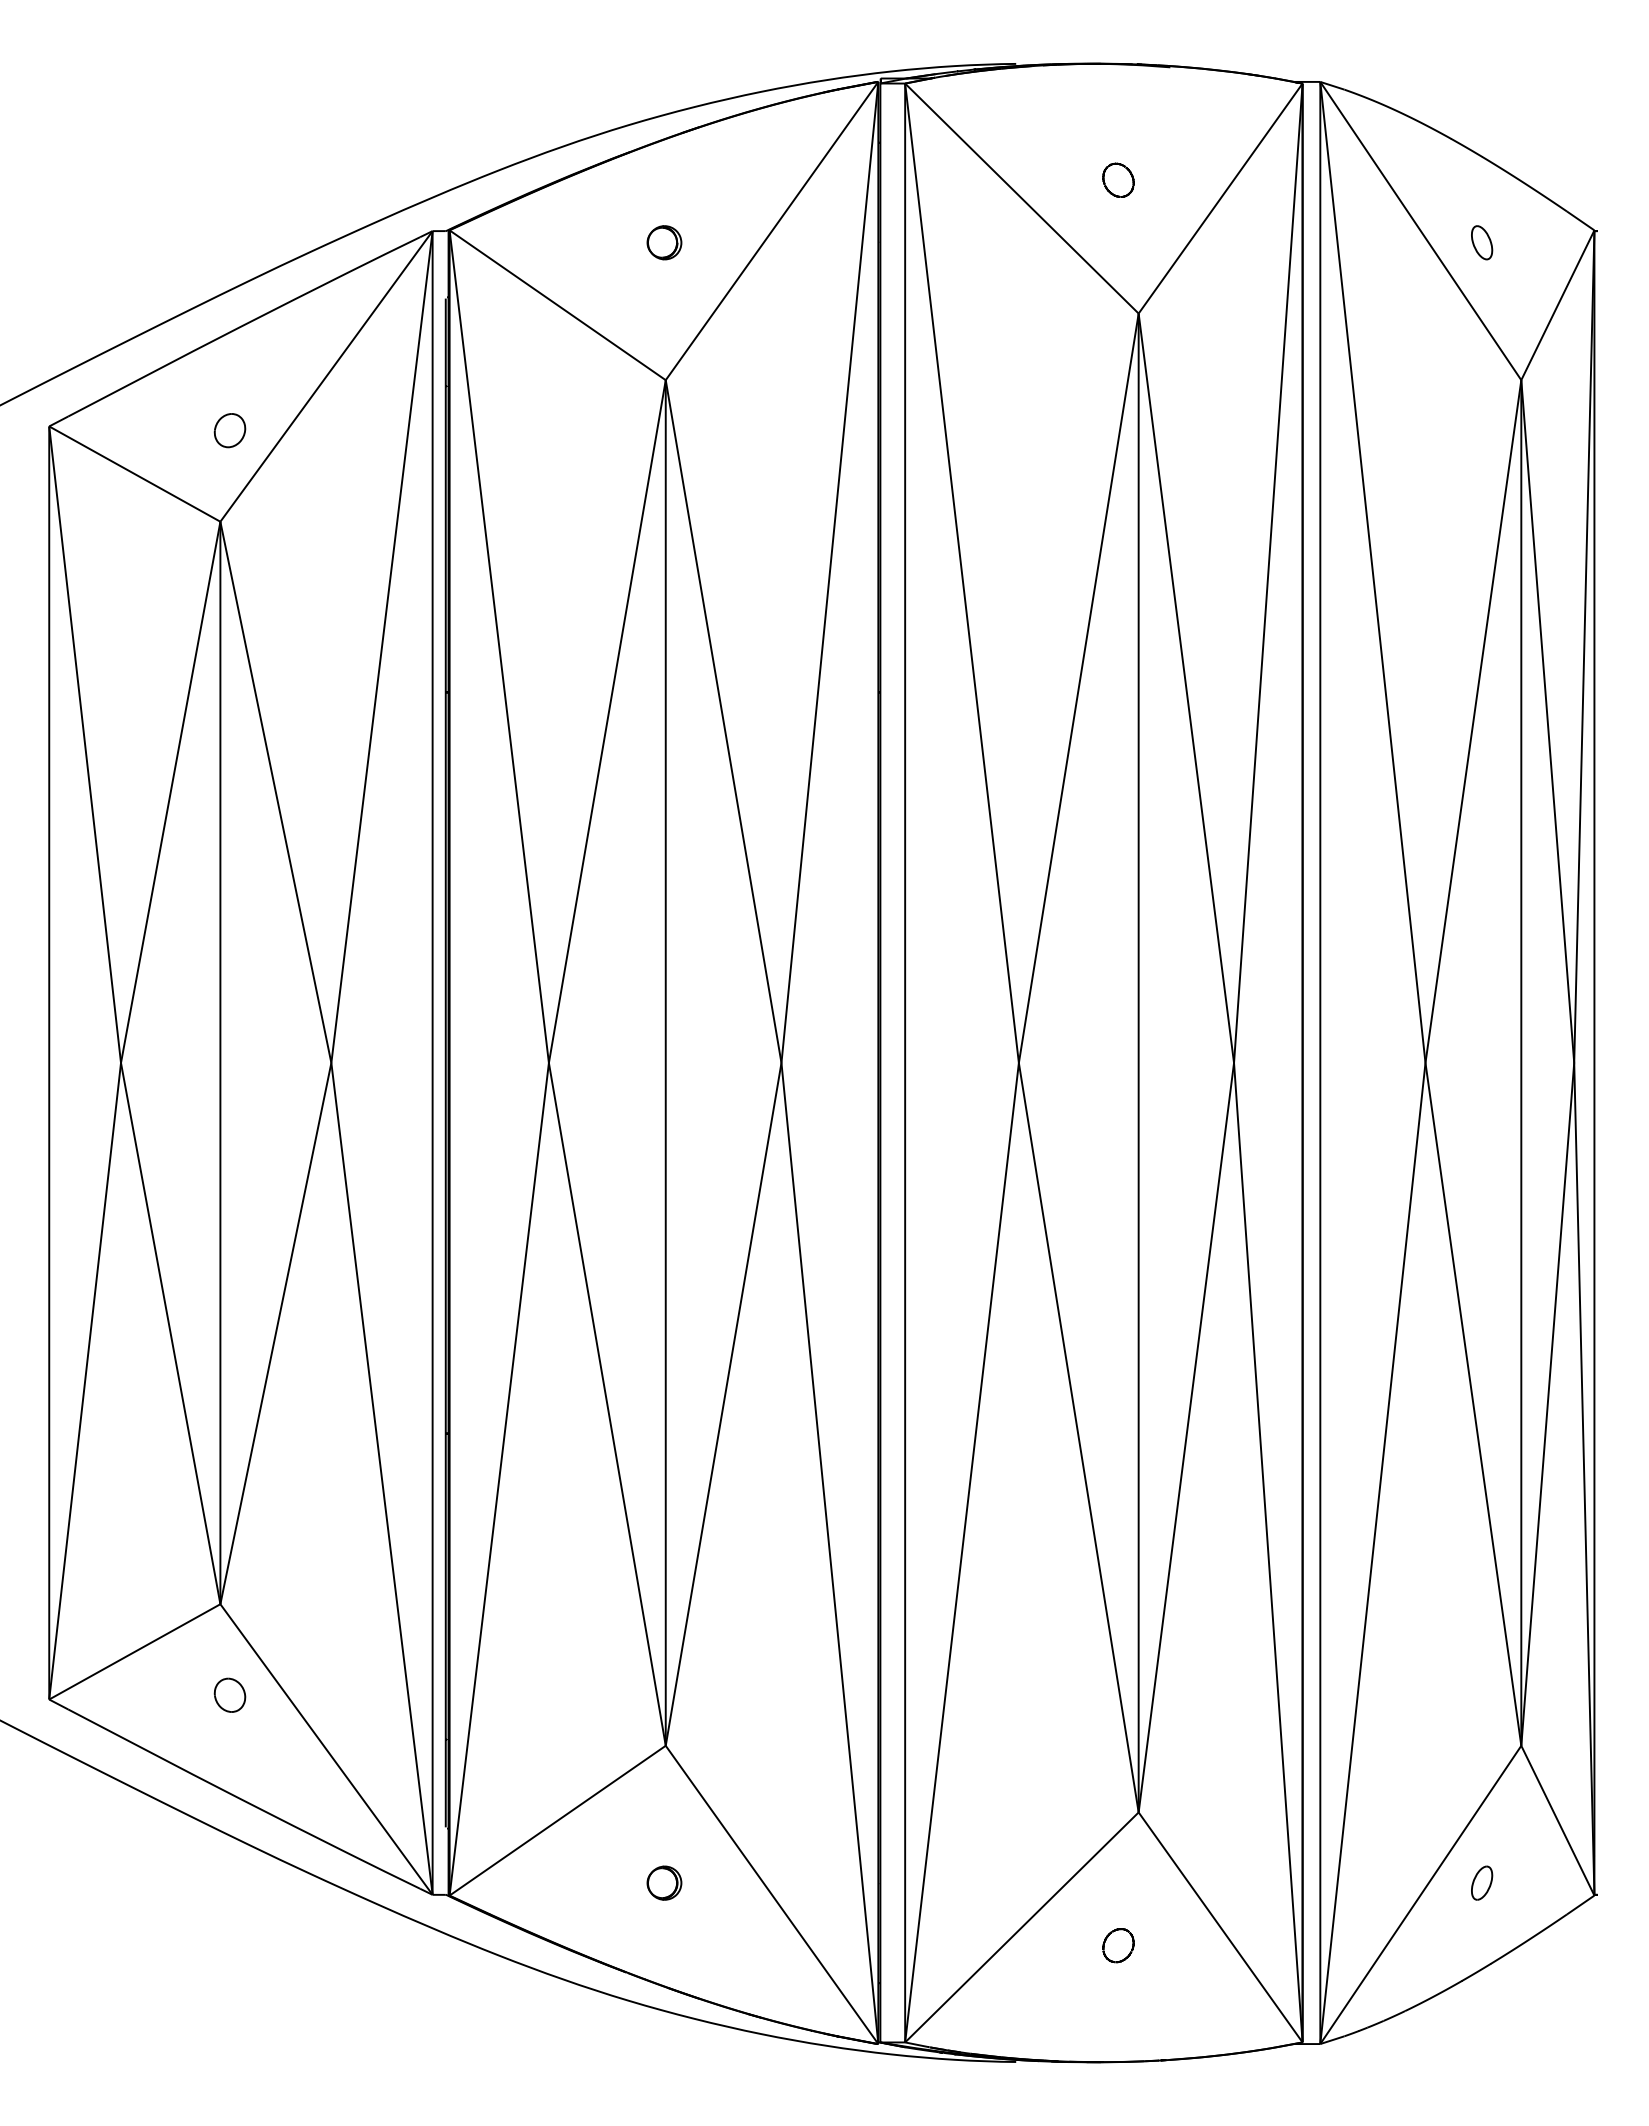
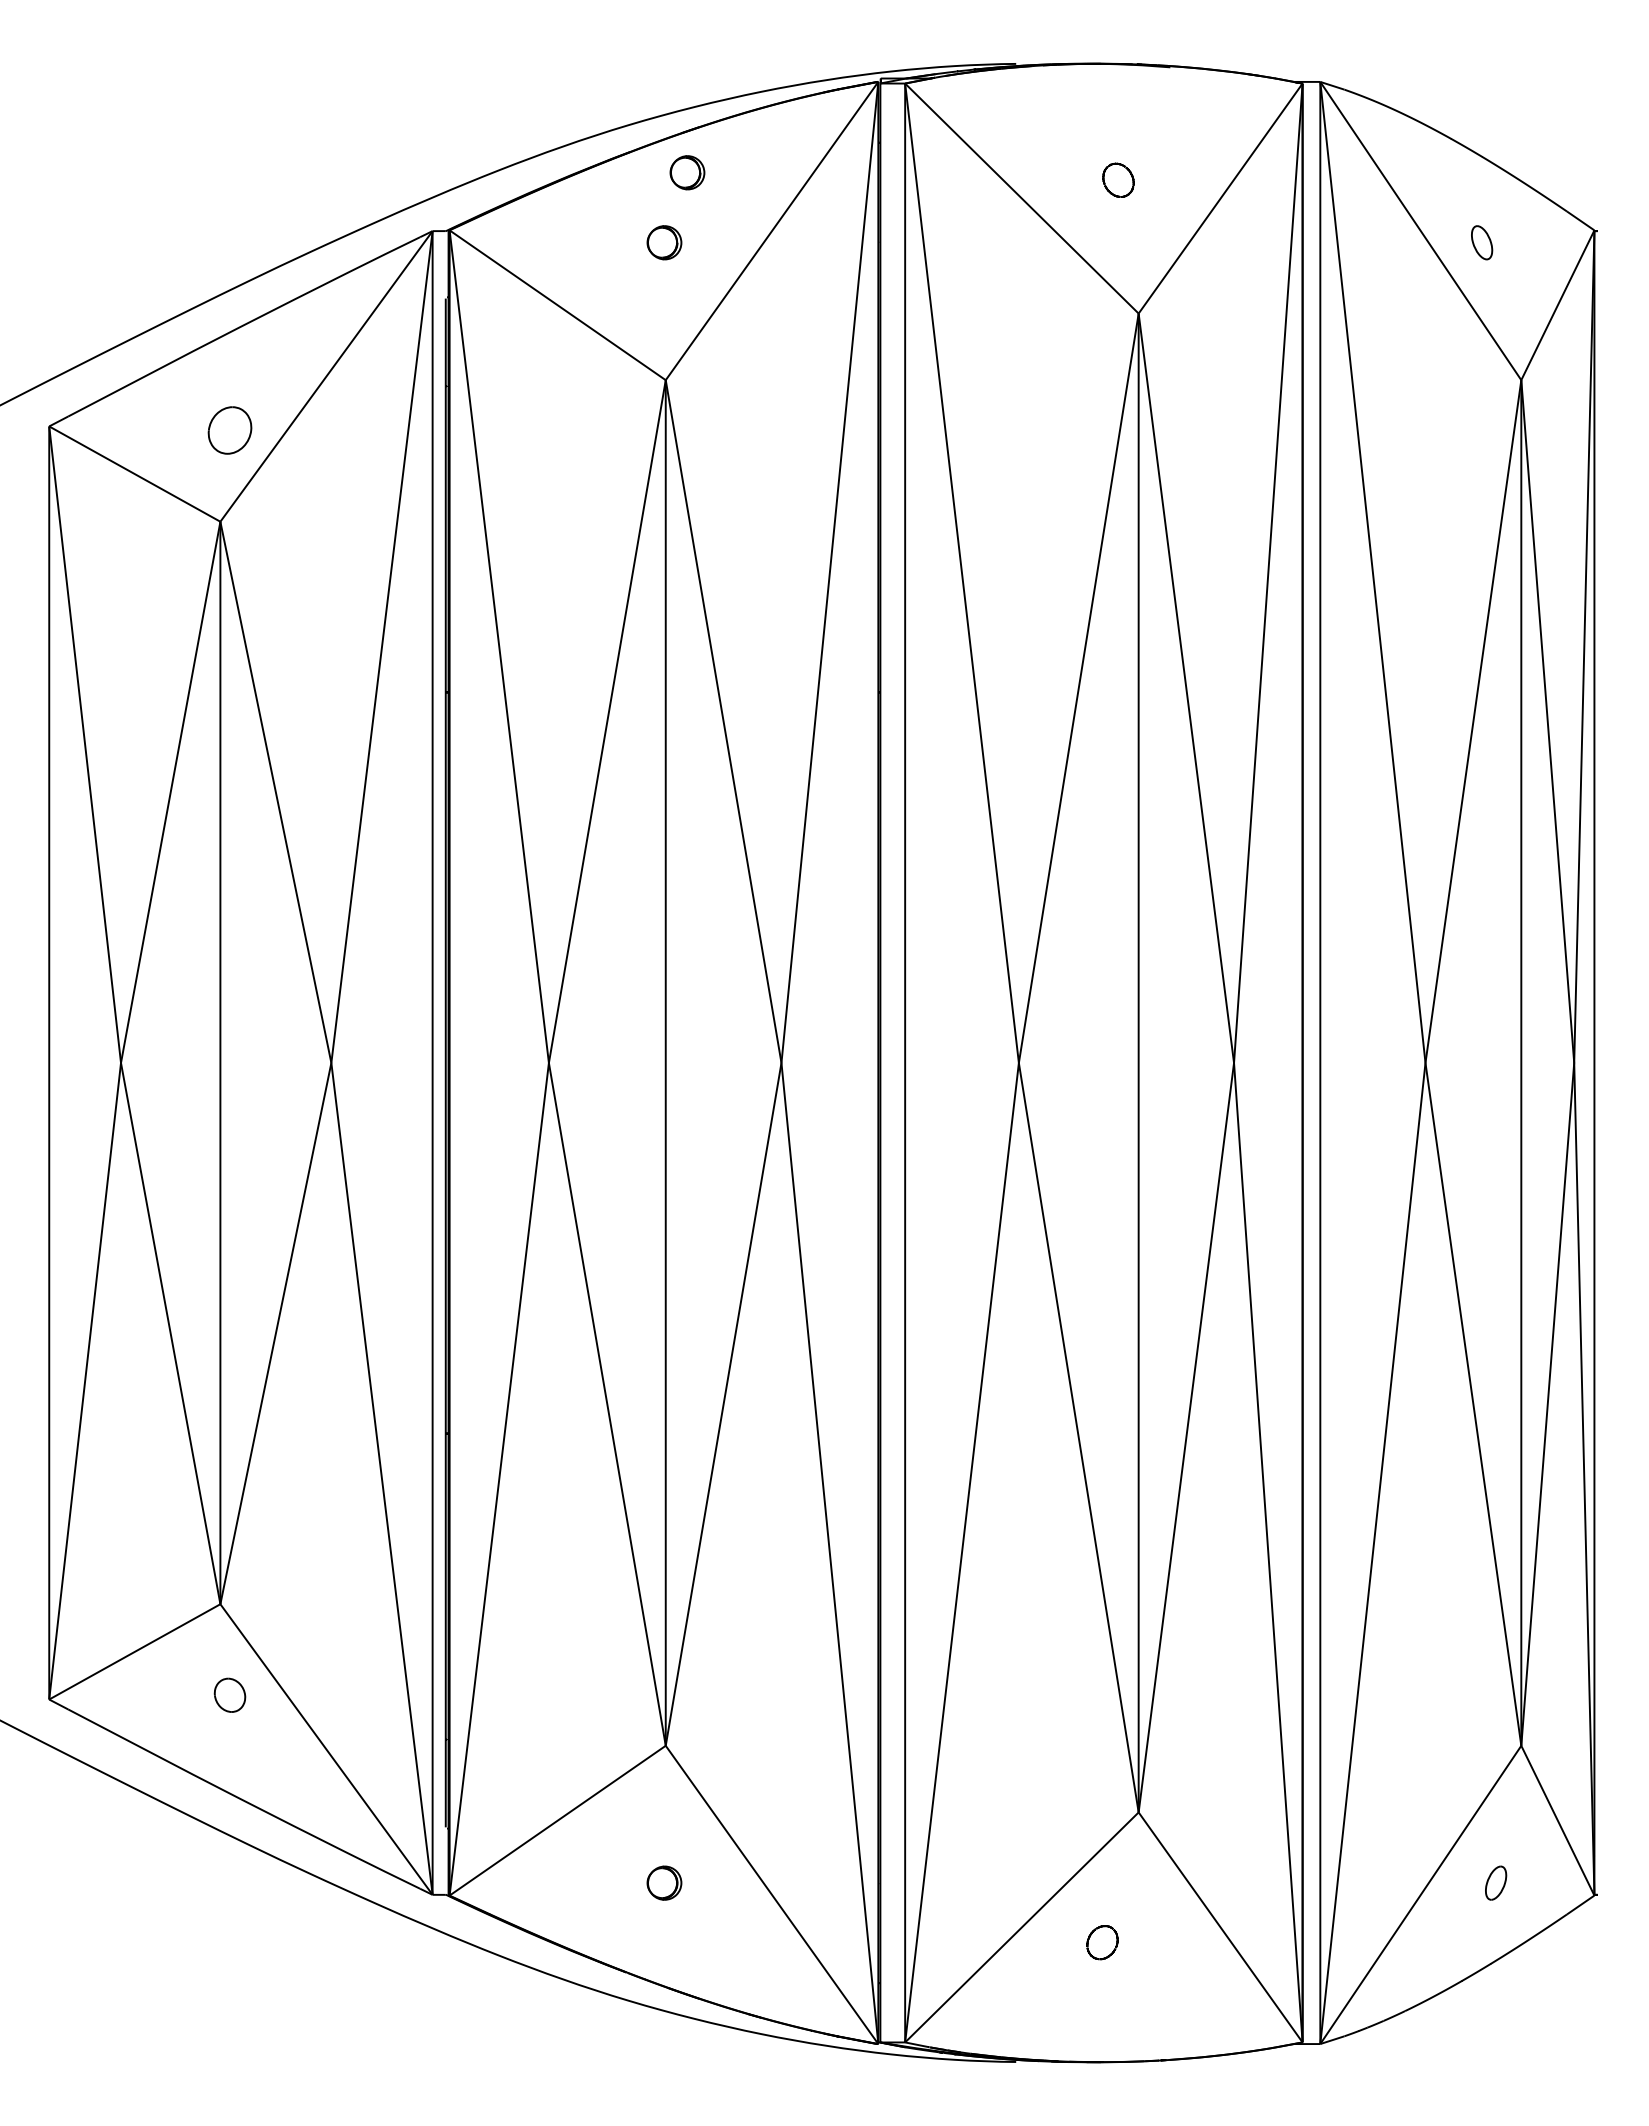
part: none -> present (687, 172)
part size: 34x36 px -> 46x49 px (229, 430)
part position: (1482, 1882) -> (1496, 1882) (1496, 1882)
part position: (1118, 1945) -> (1102, 1942) (1102, 1942)
